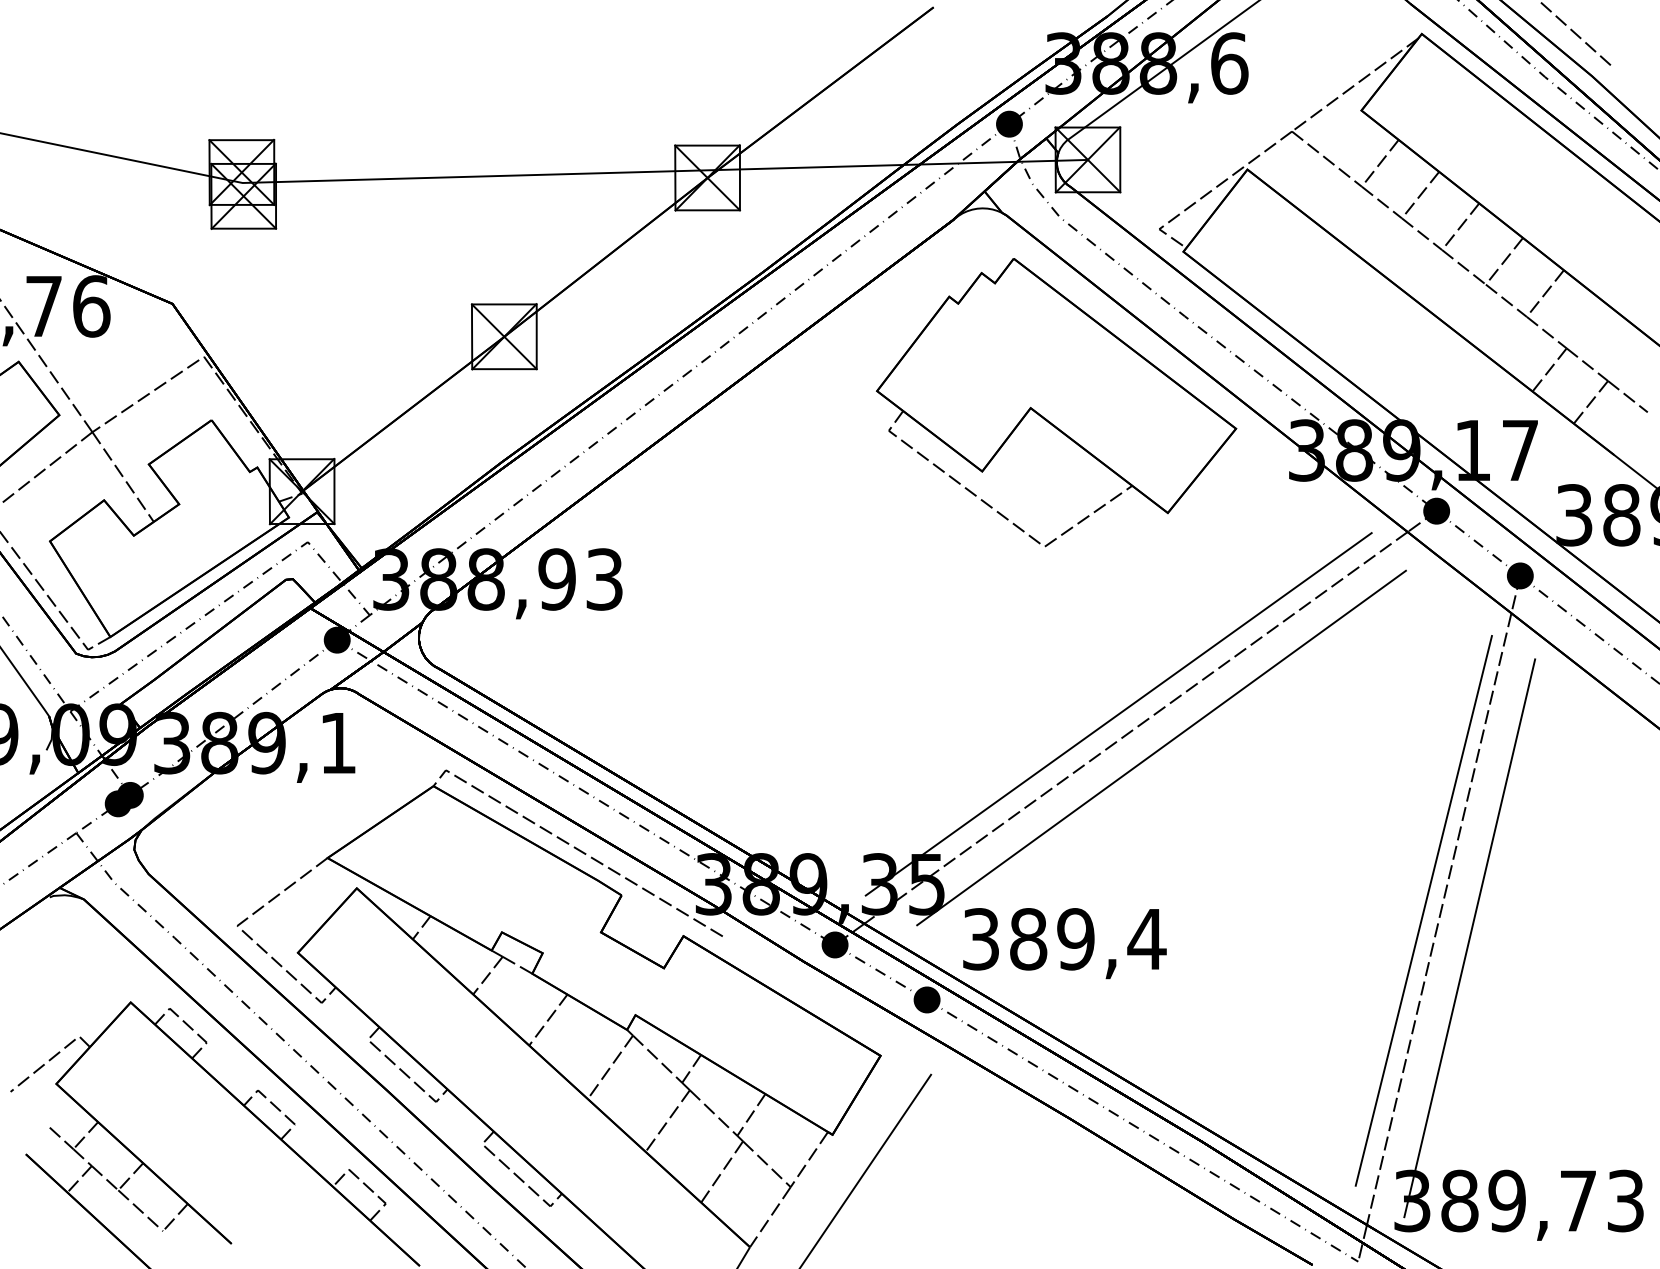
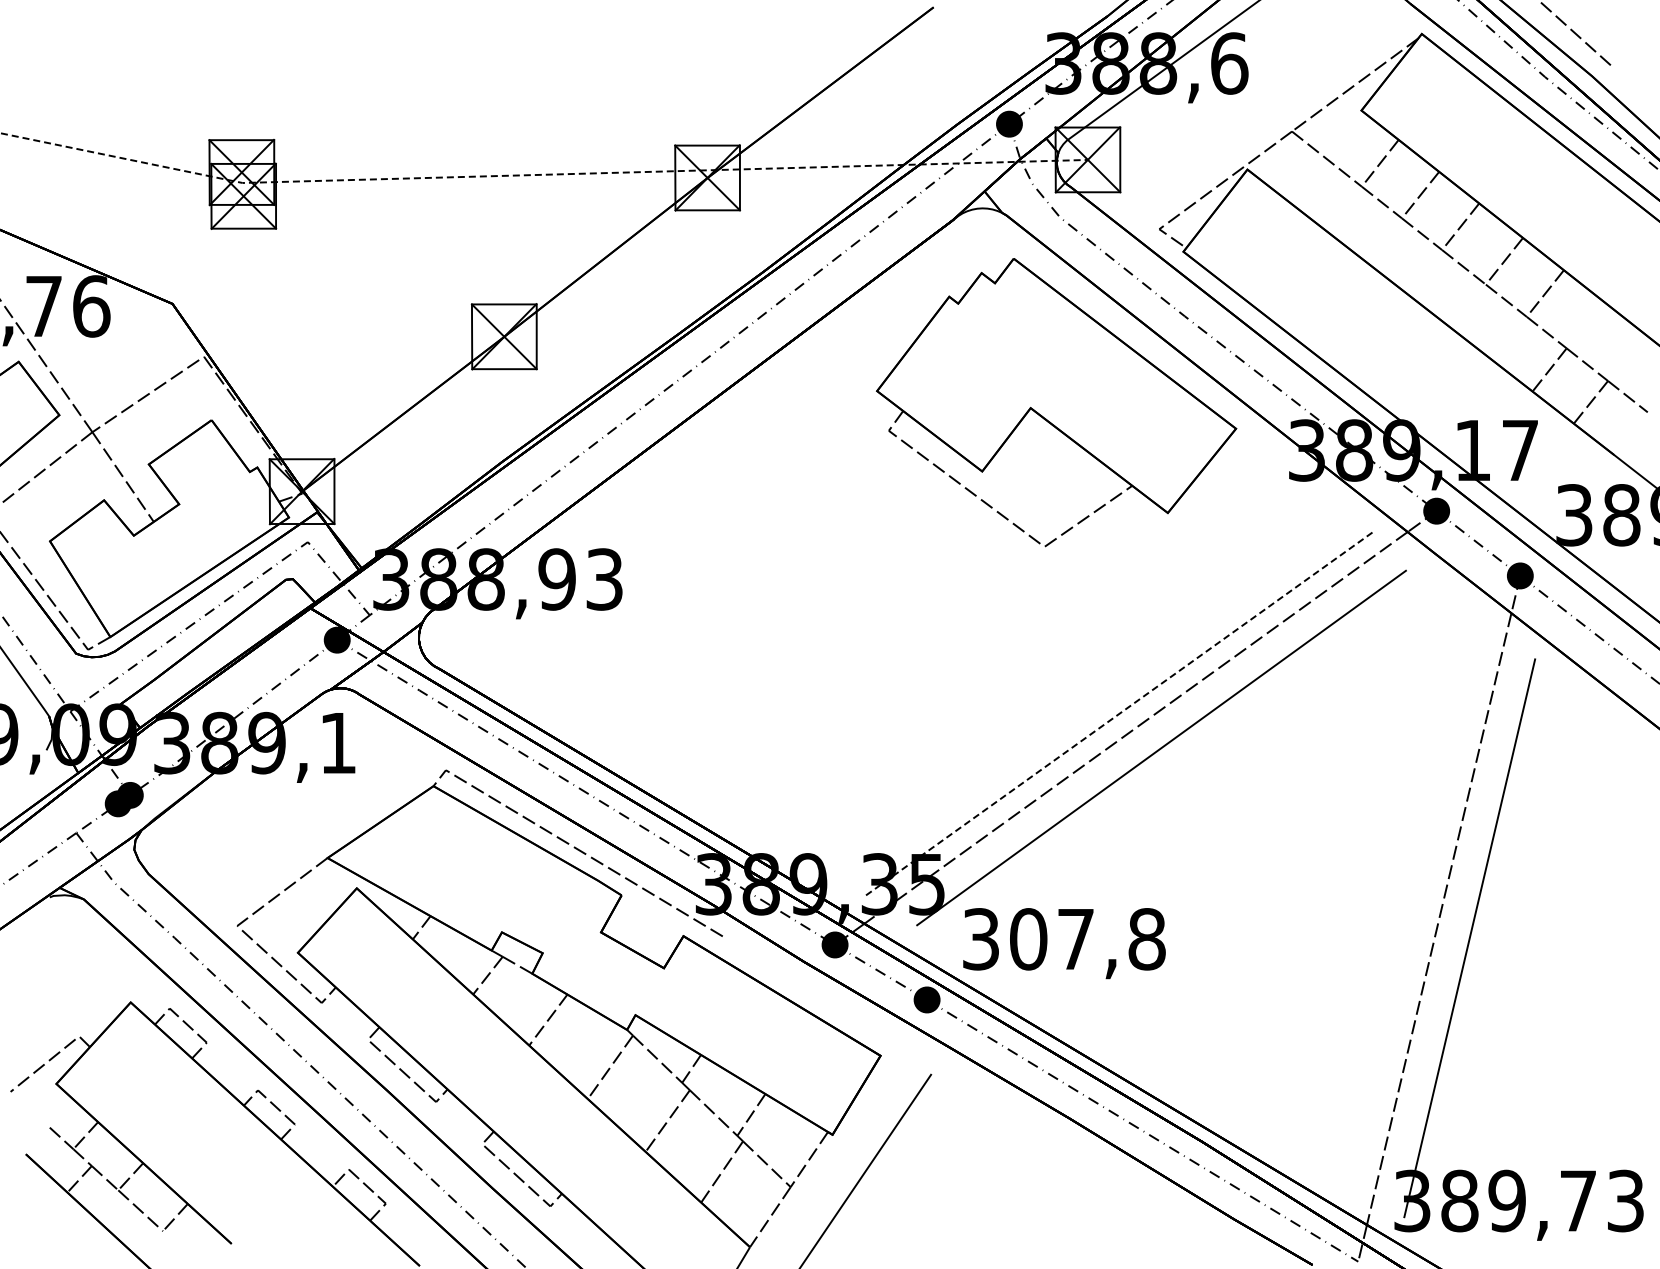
line: solid -> dashed (541, 174)
line: solid -> dashed (1118, 714)
line: present -> none (1423, 910)
text: 389,4 -> 307,8 (1088, 939)
